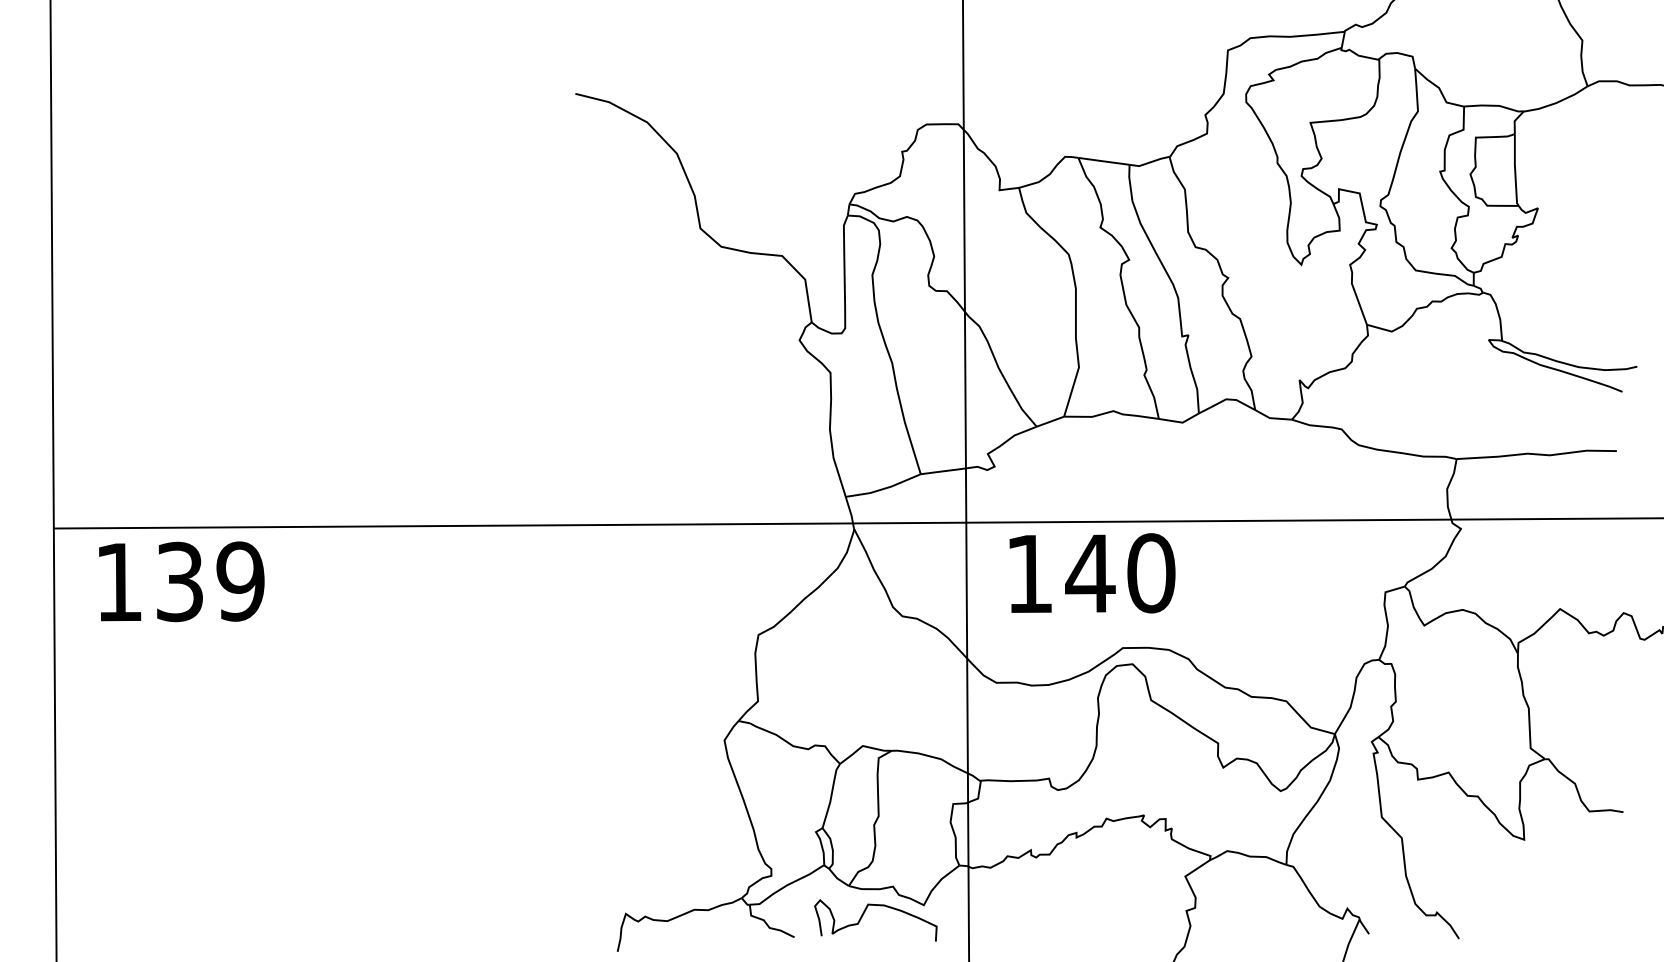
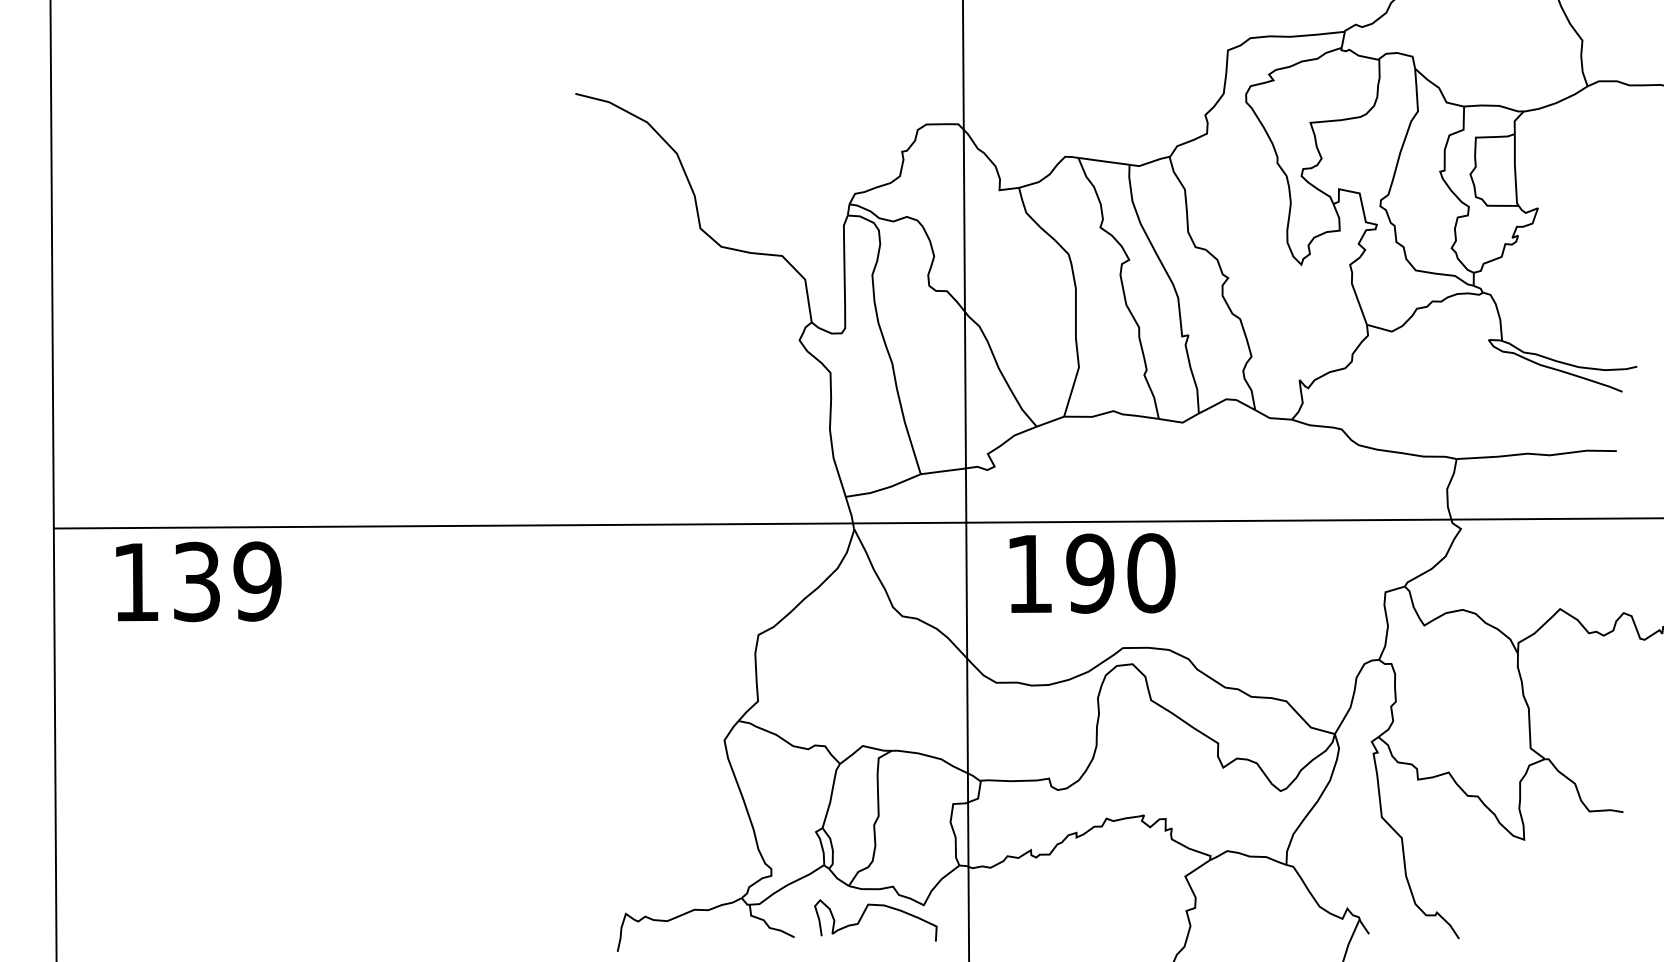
text: 140 -> 190 (1090, 573)
text position: (181, 581) -> (198, 581) (198, 581)
